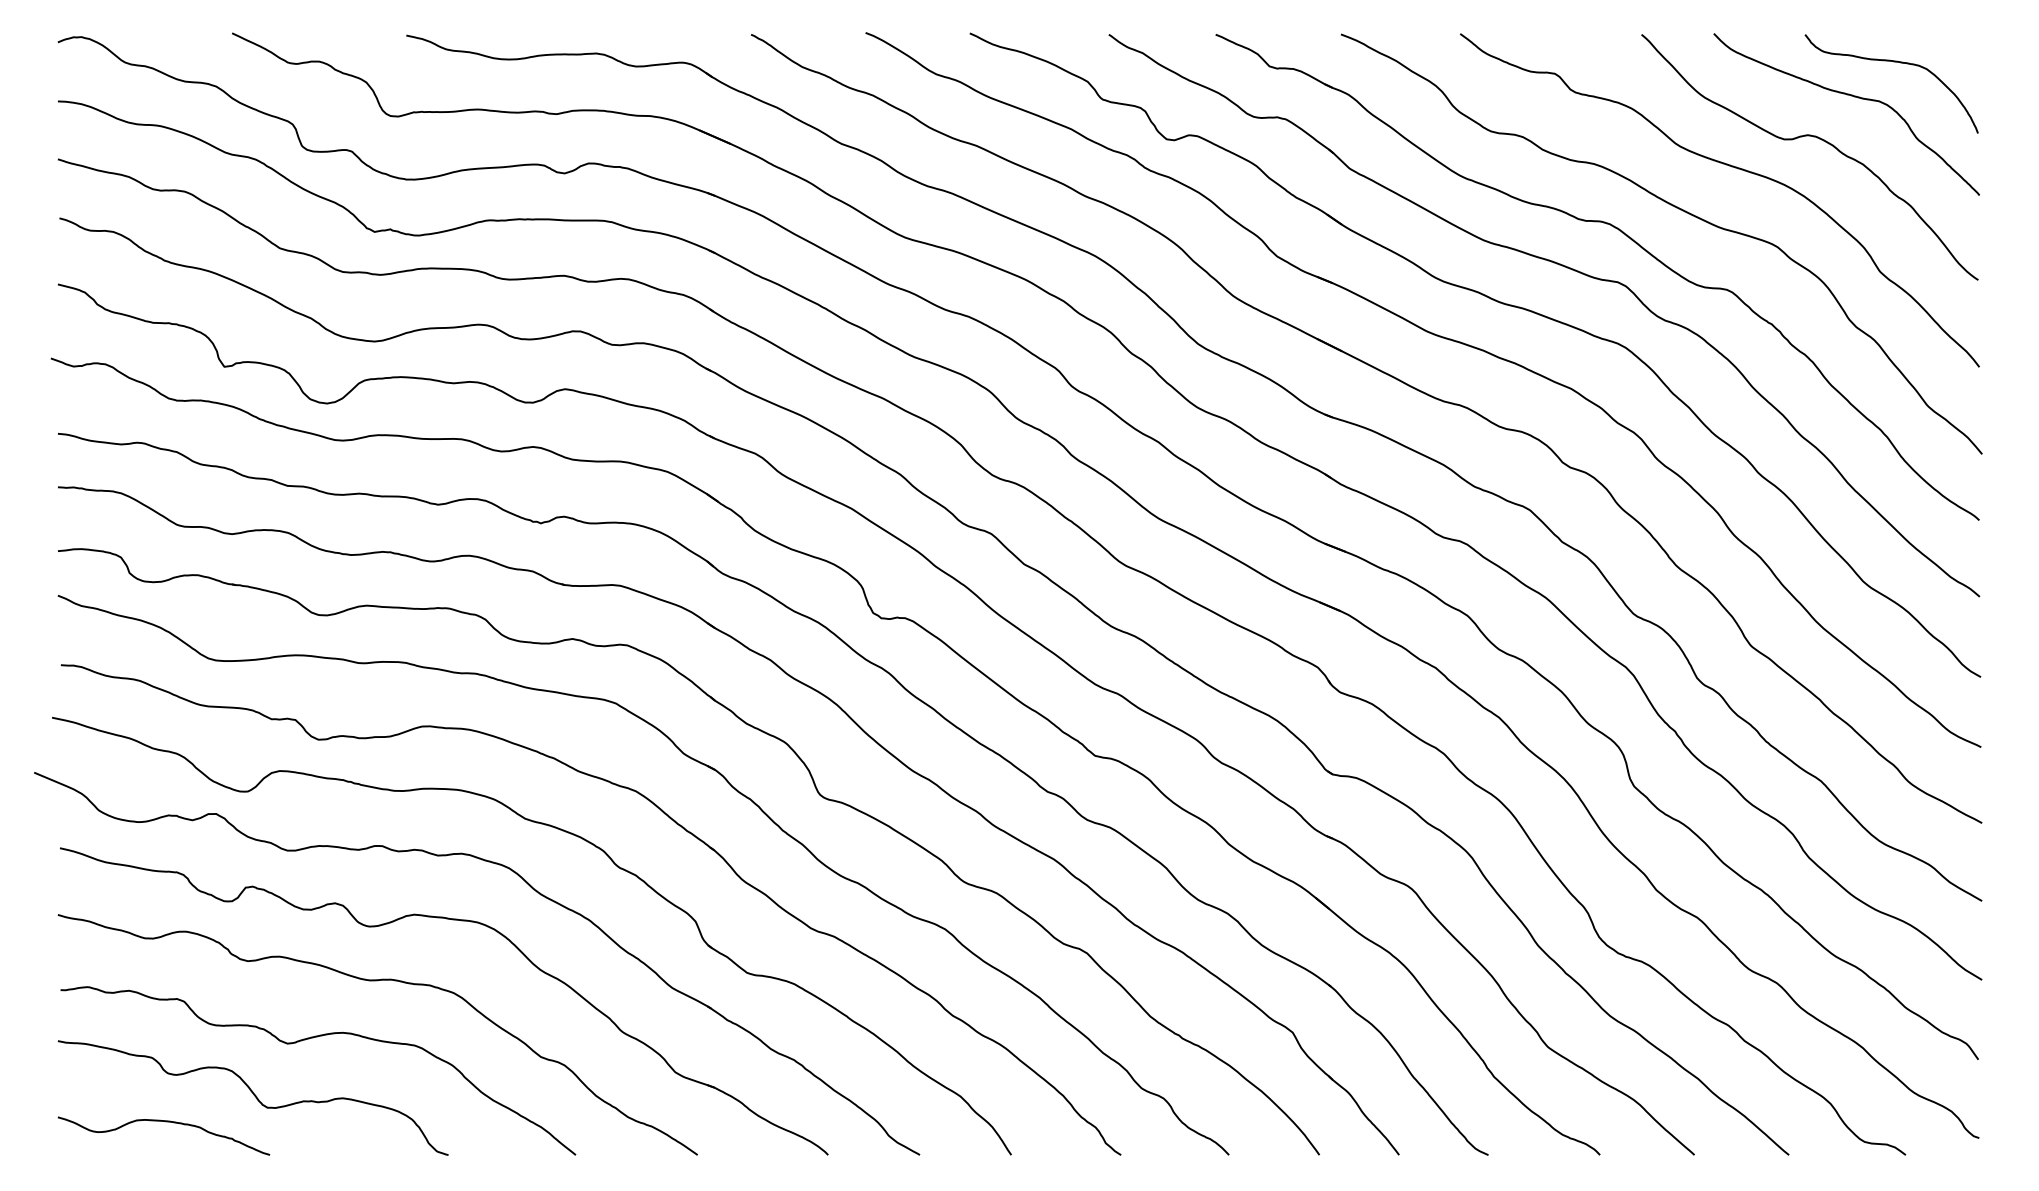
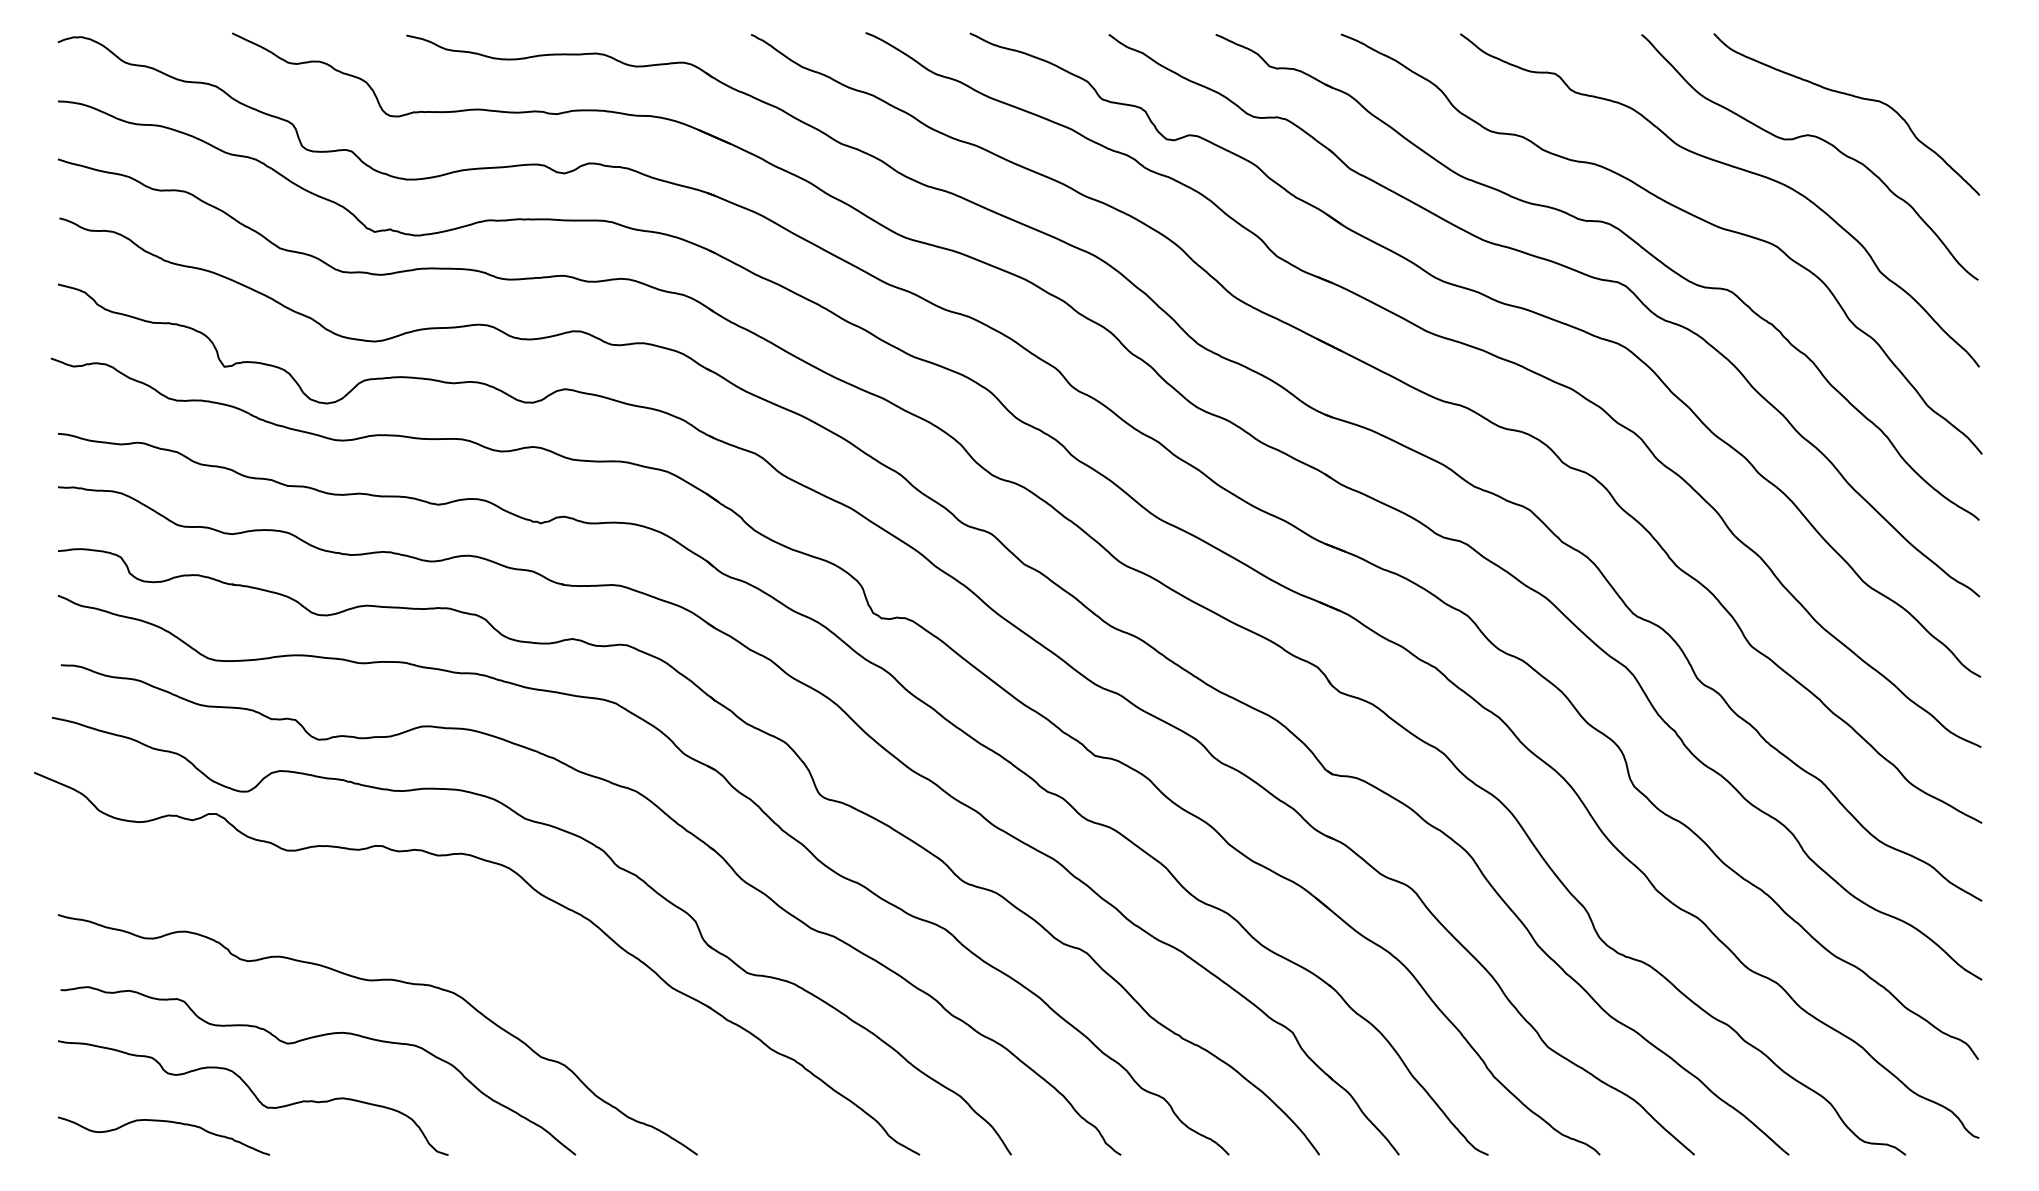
curve: present -> none (1893, 62)
part: present -> none (452, 920)
